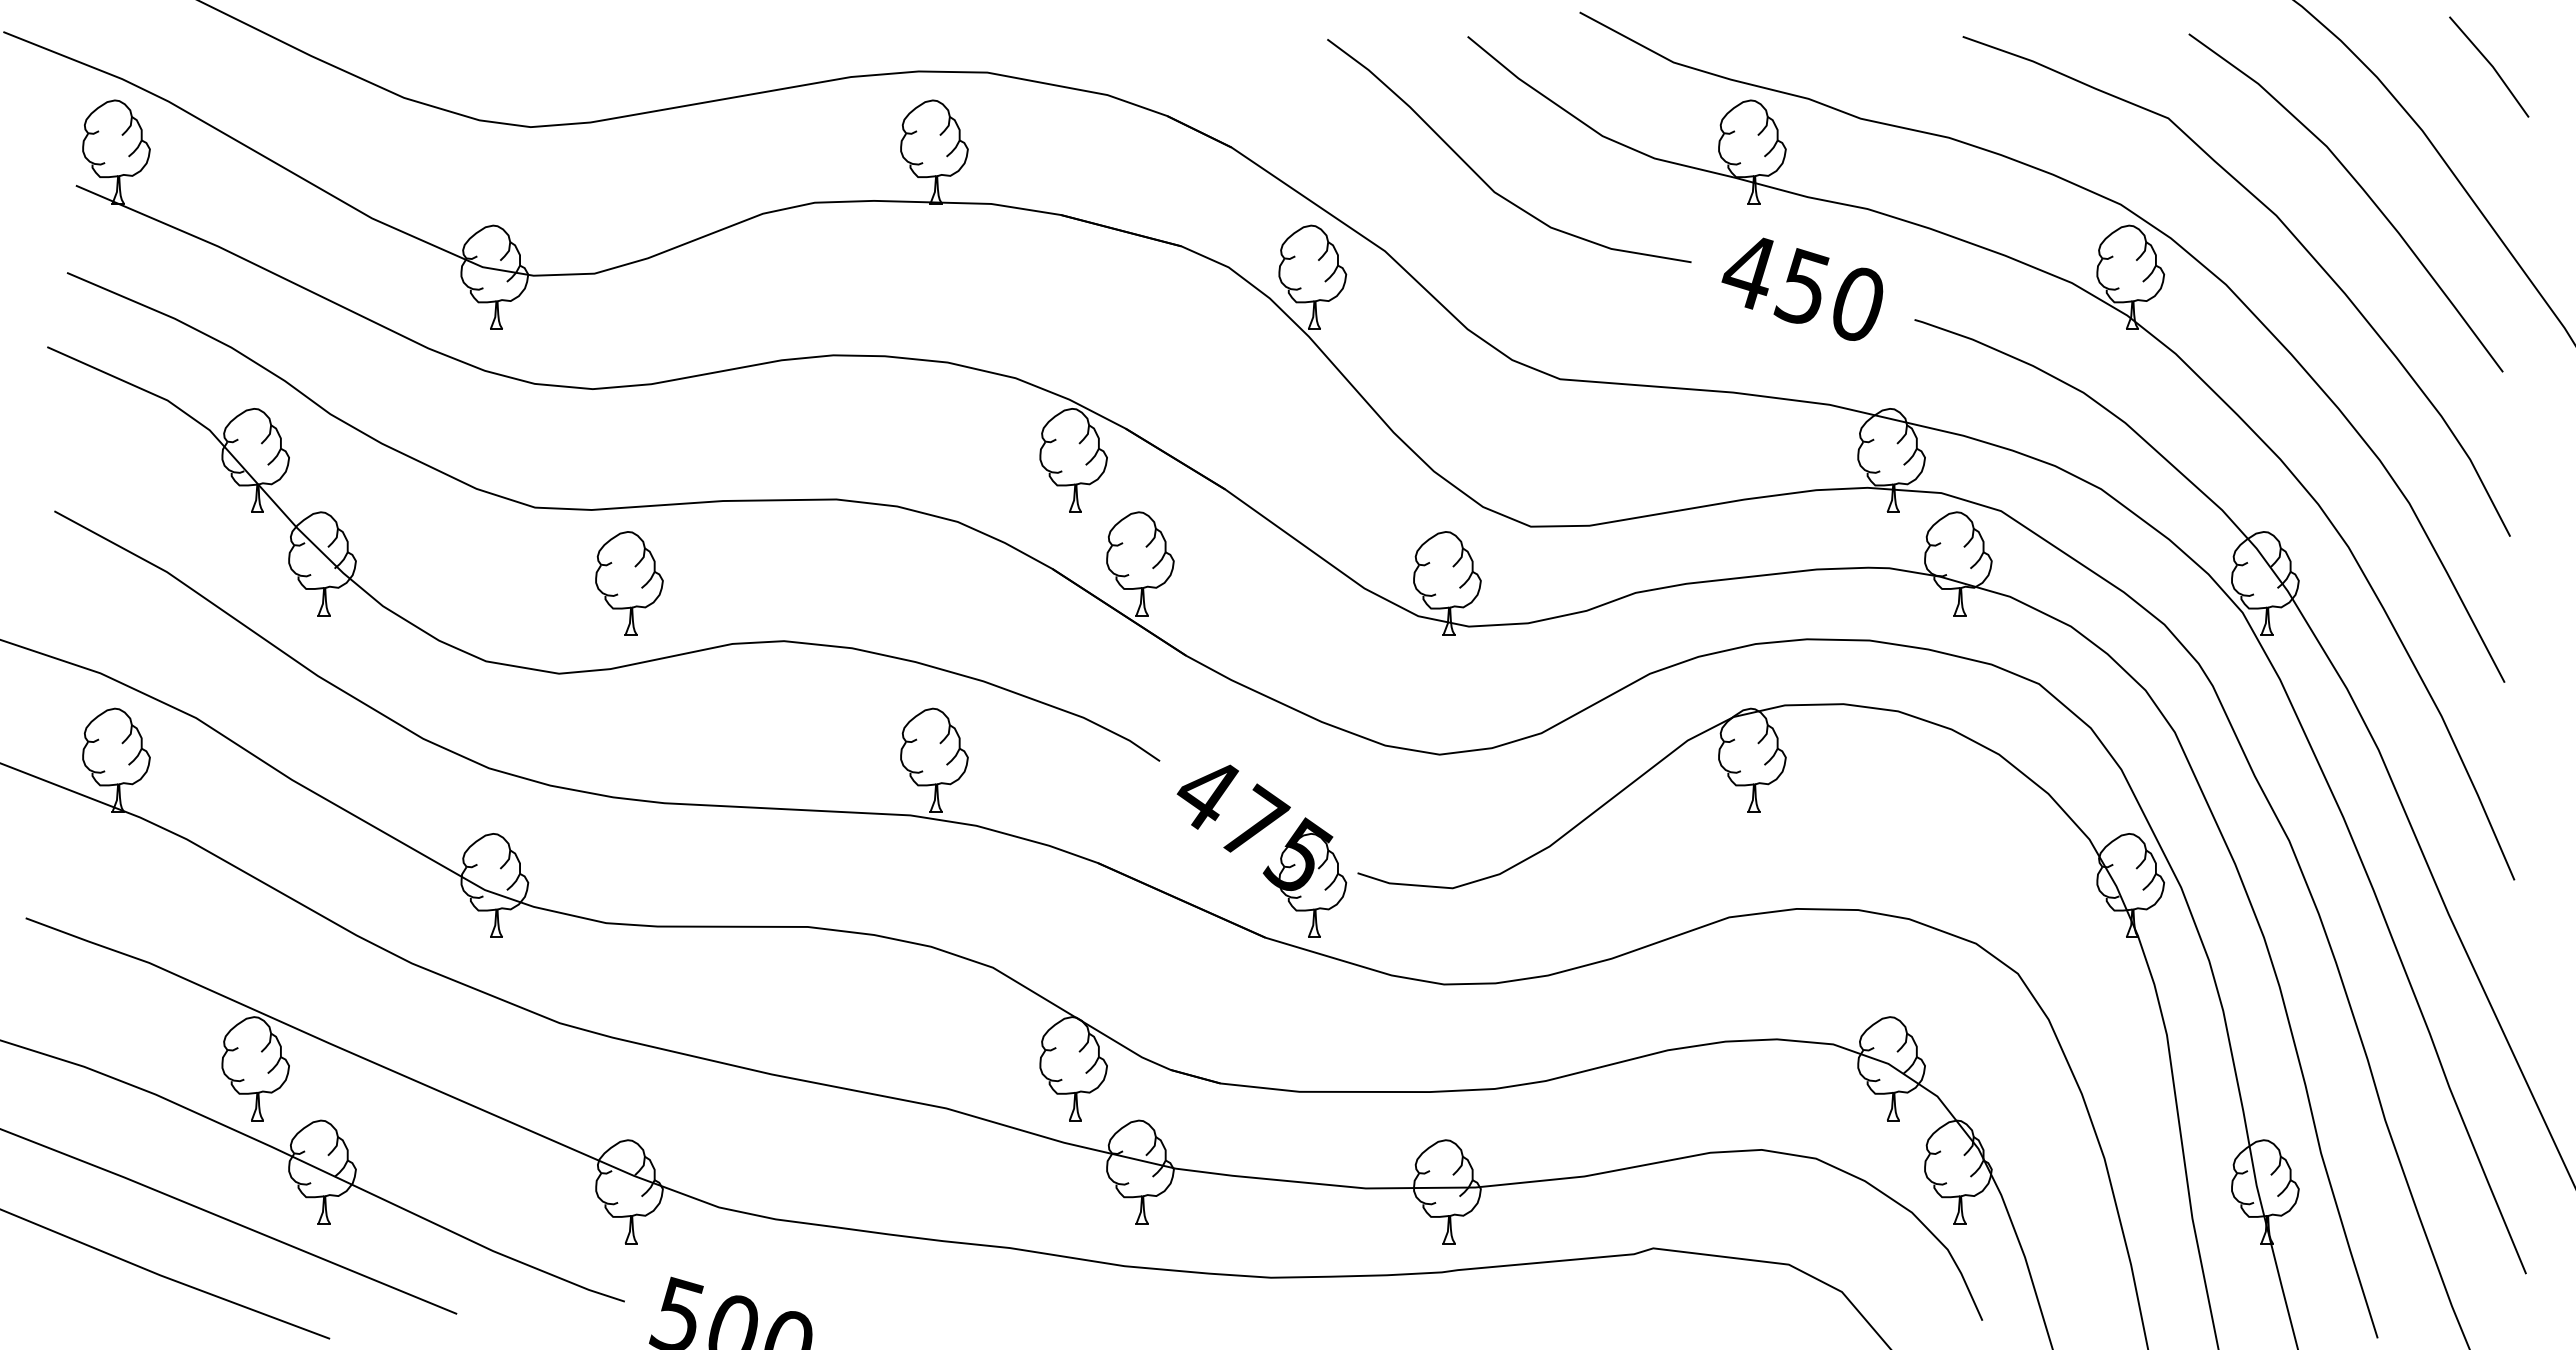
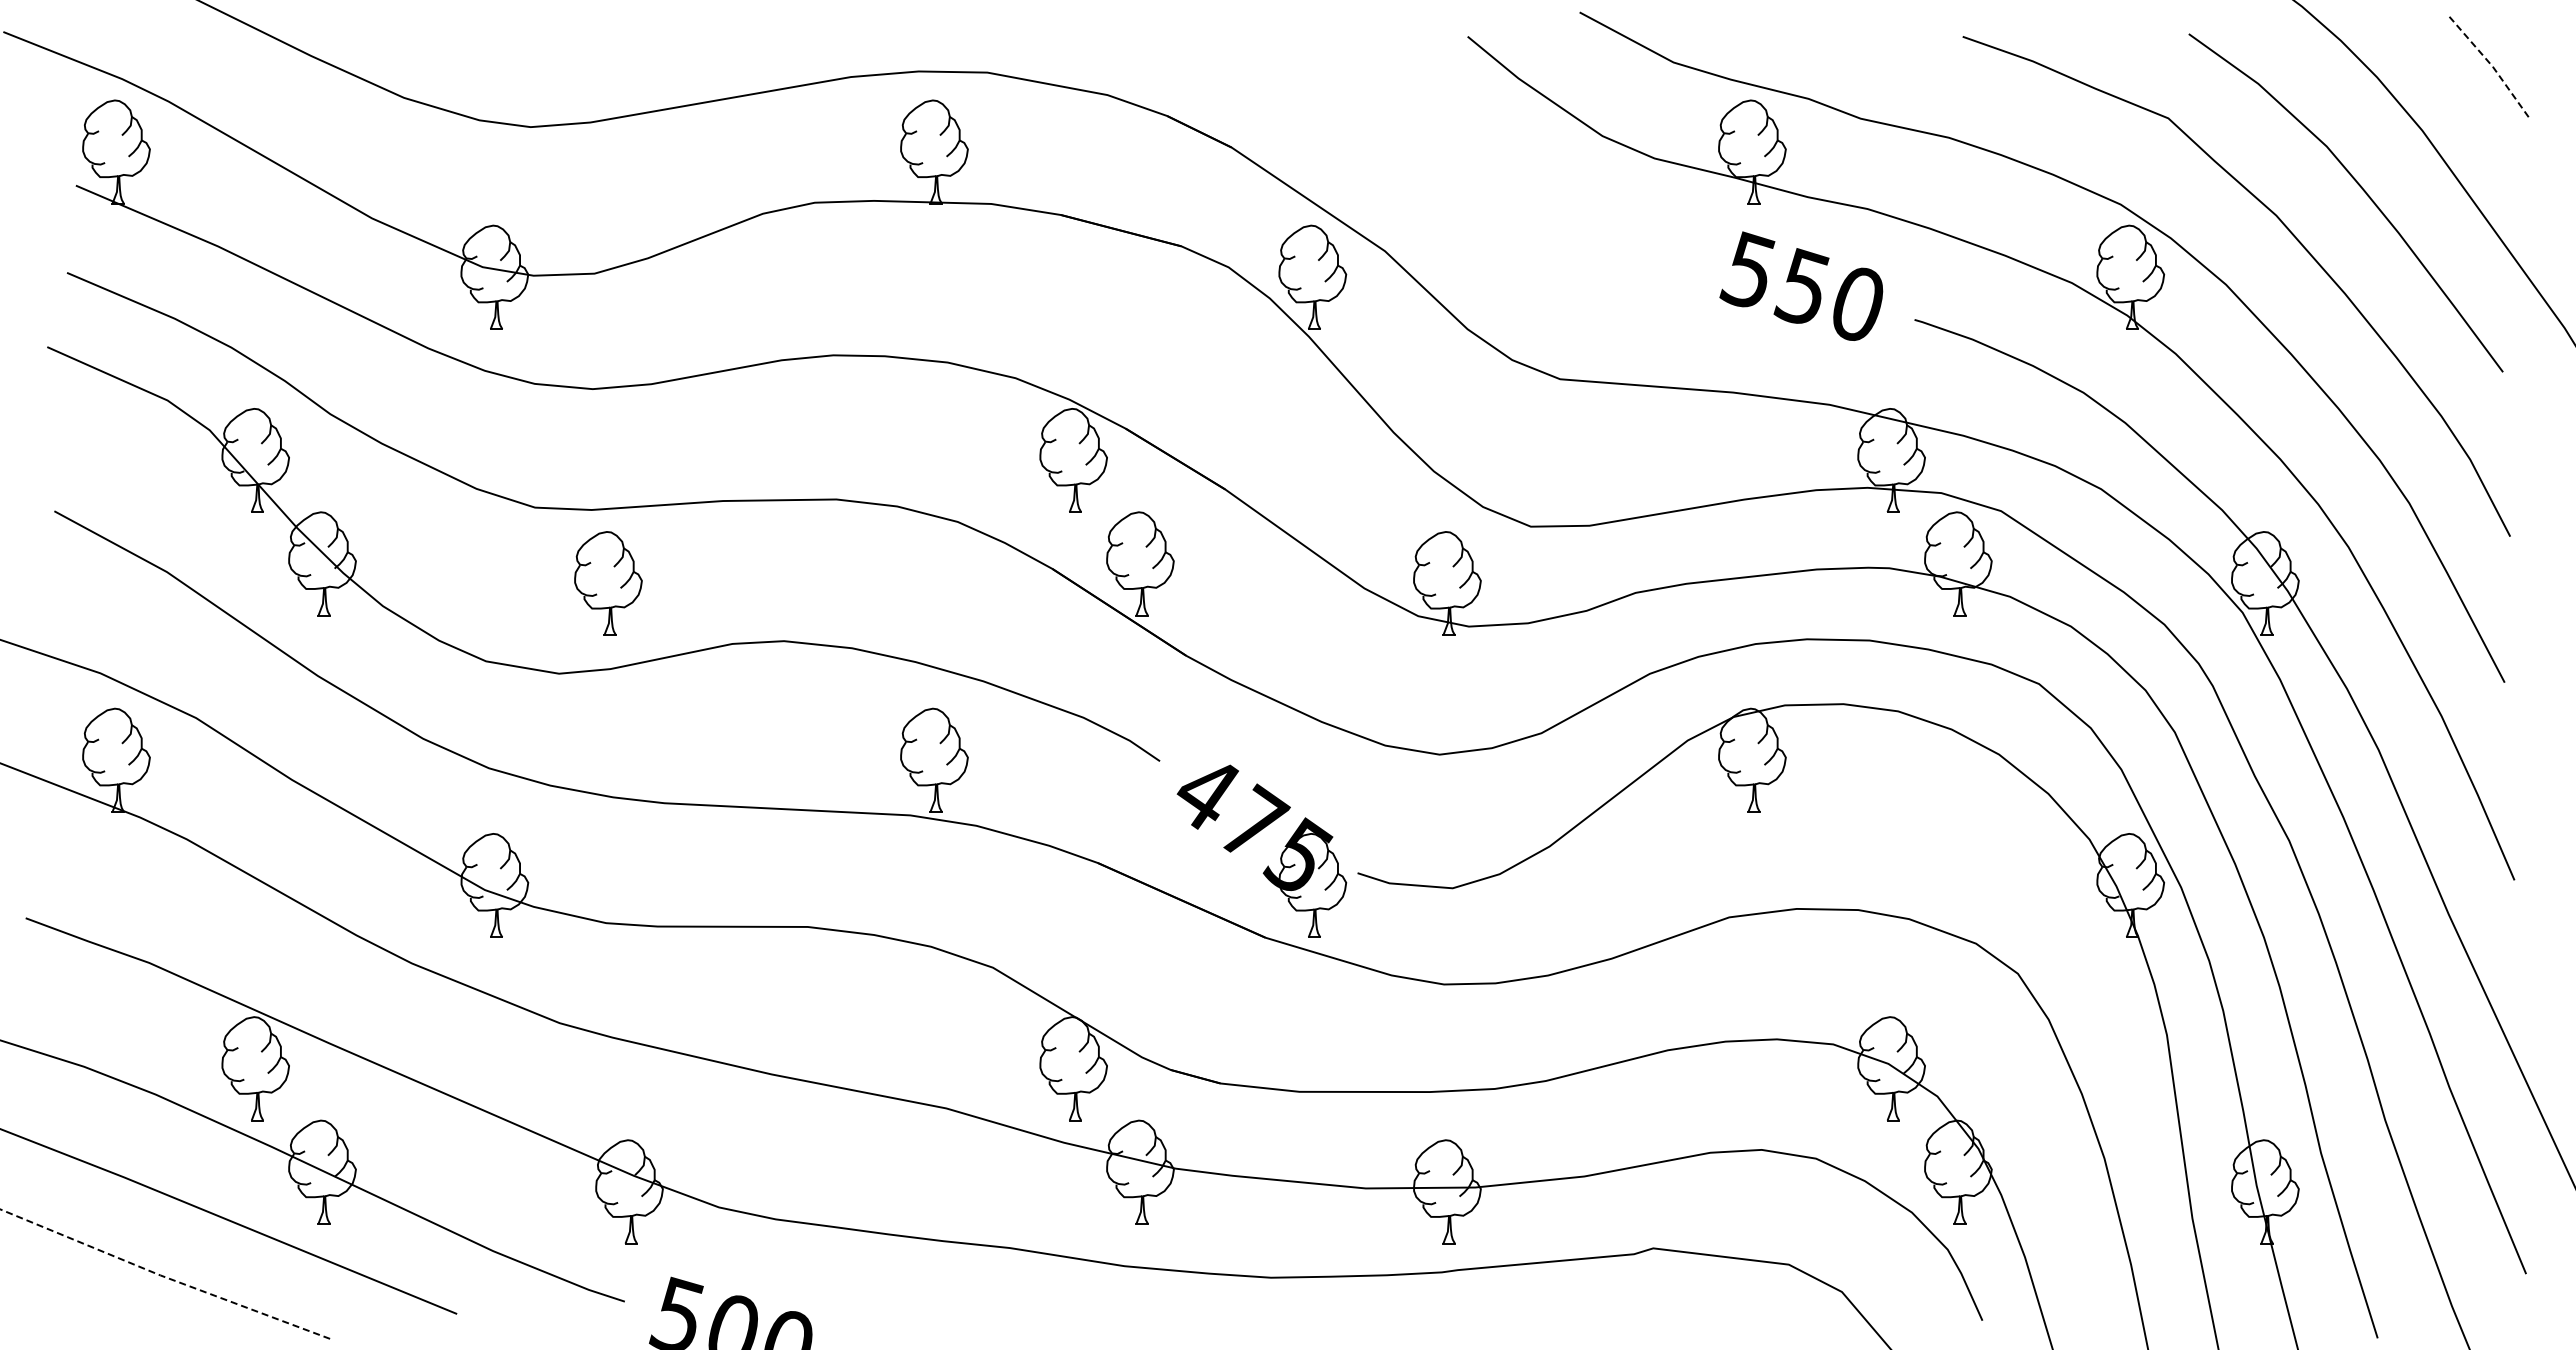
line: solid -> dashed (2492, 66)
curve: present -> none (1482, 178)
text: 450 -> 550 (1747, 270)
part position: (629, 583) -> (608, 583) (608, 583)
line: solid -> dashed (164, 1276)
